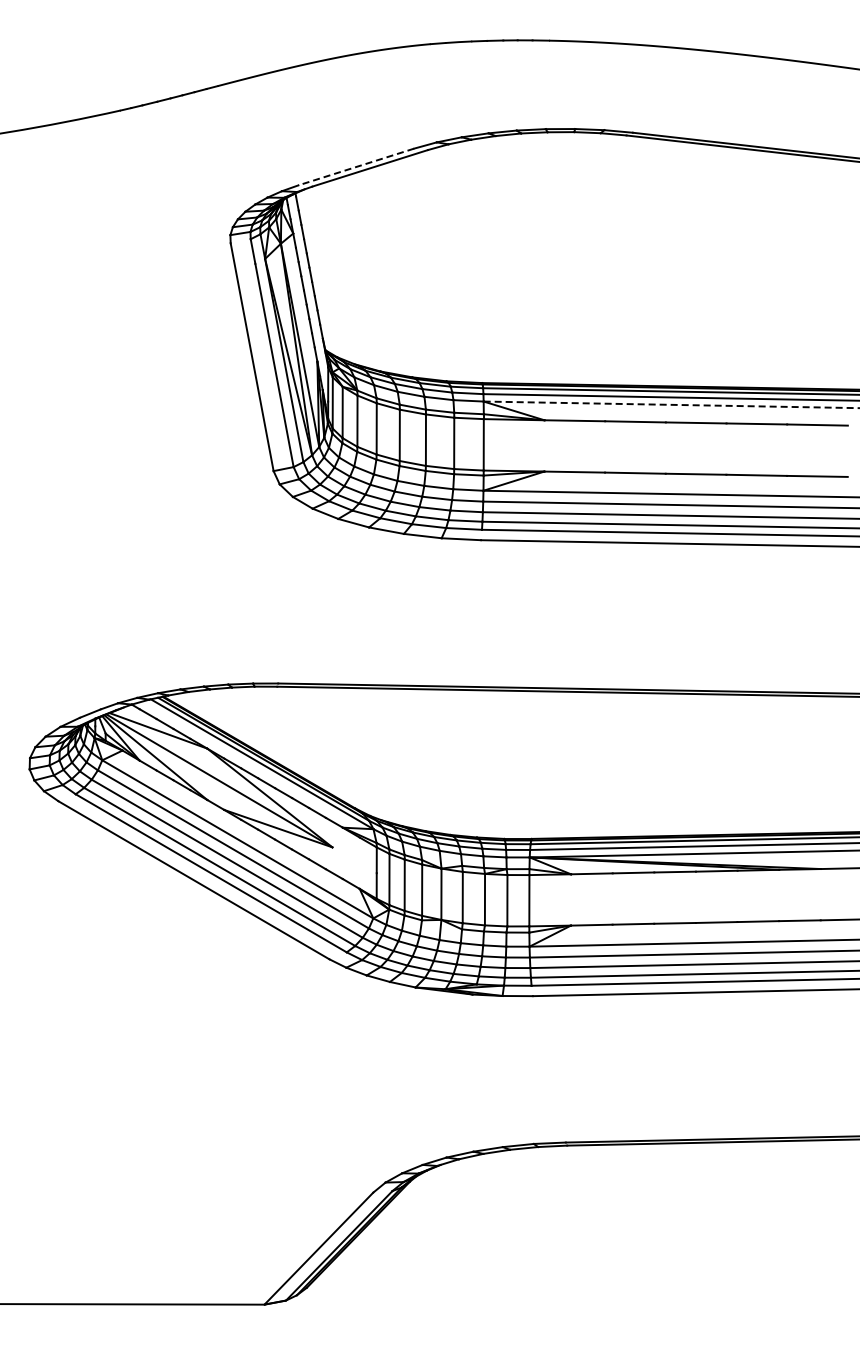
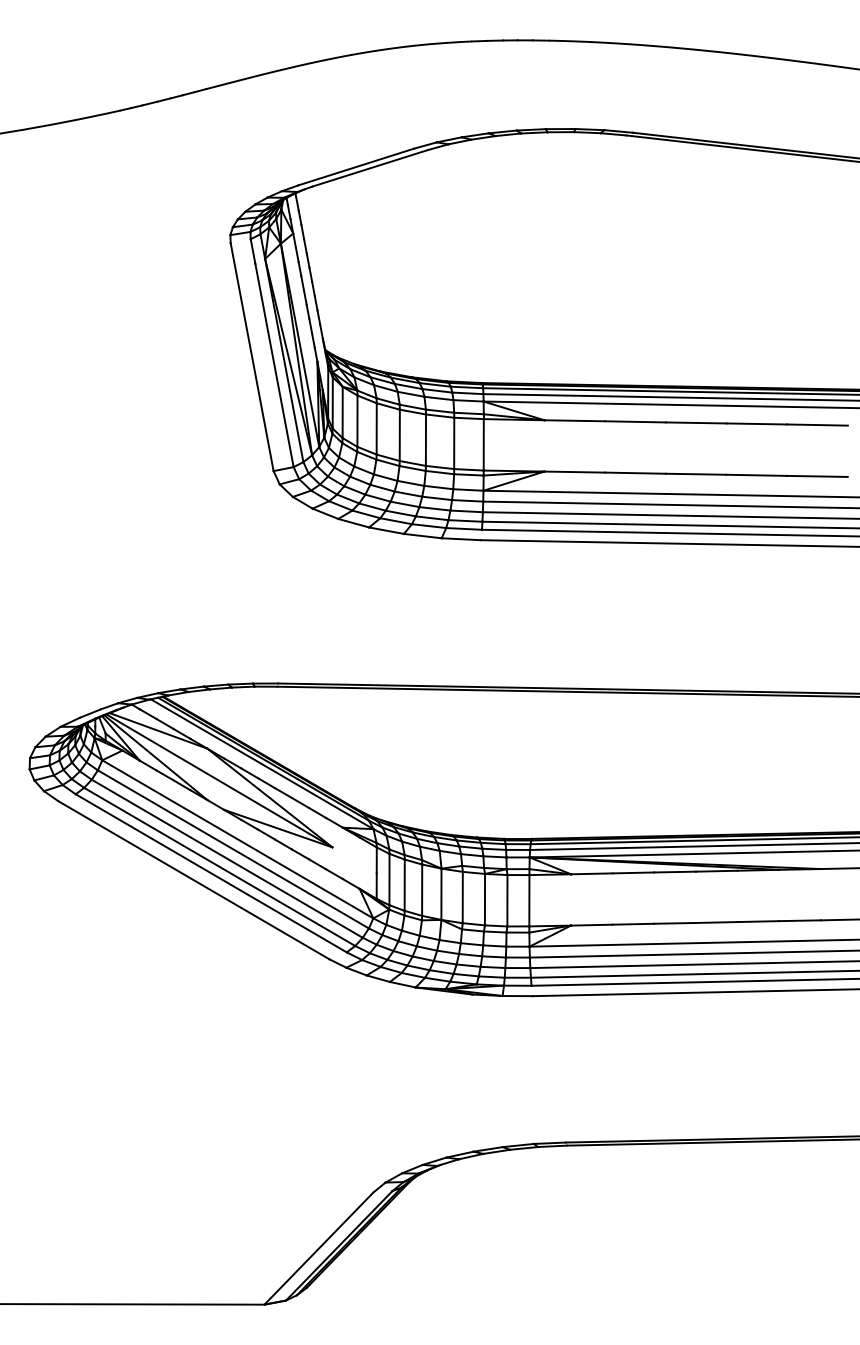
line: dashed -> solid (356, 167)
line: dashed -> solid (671, 404)
